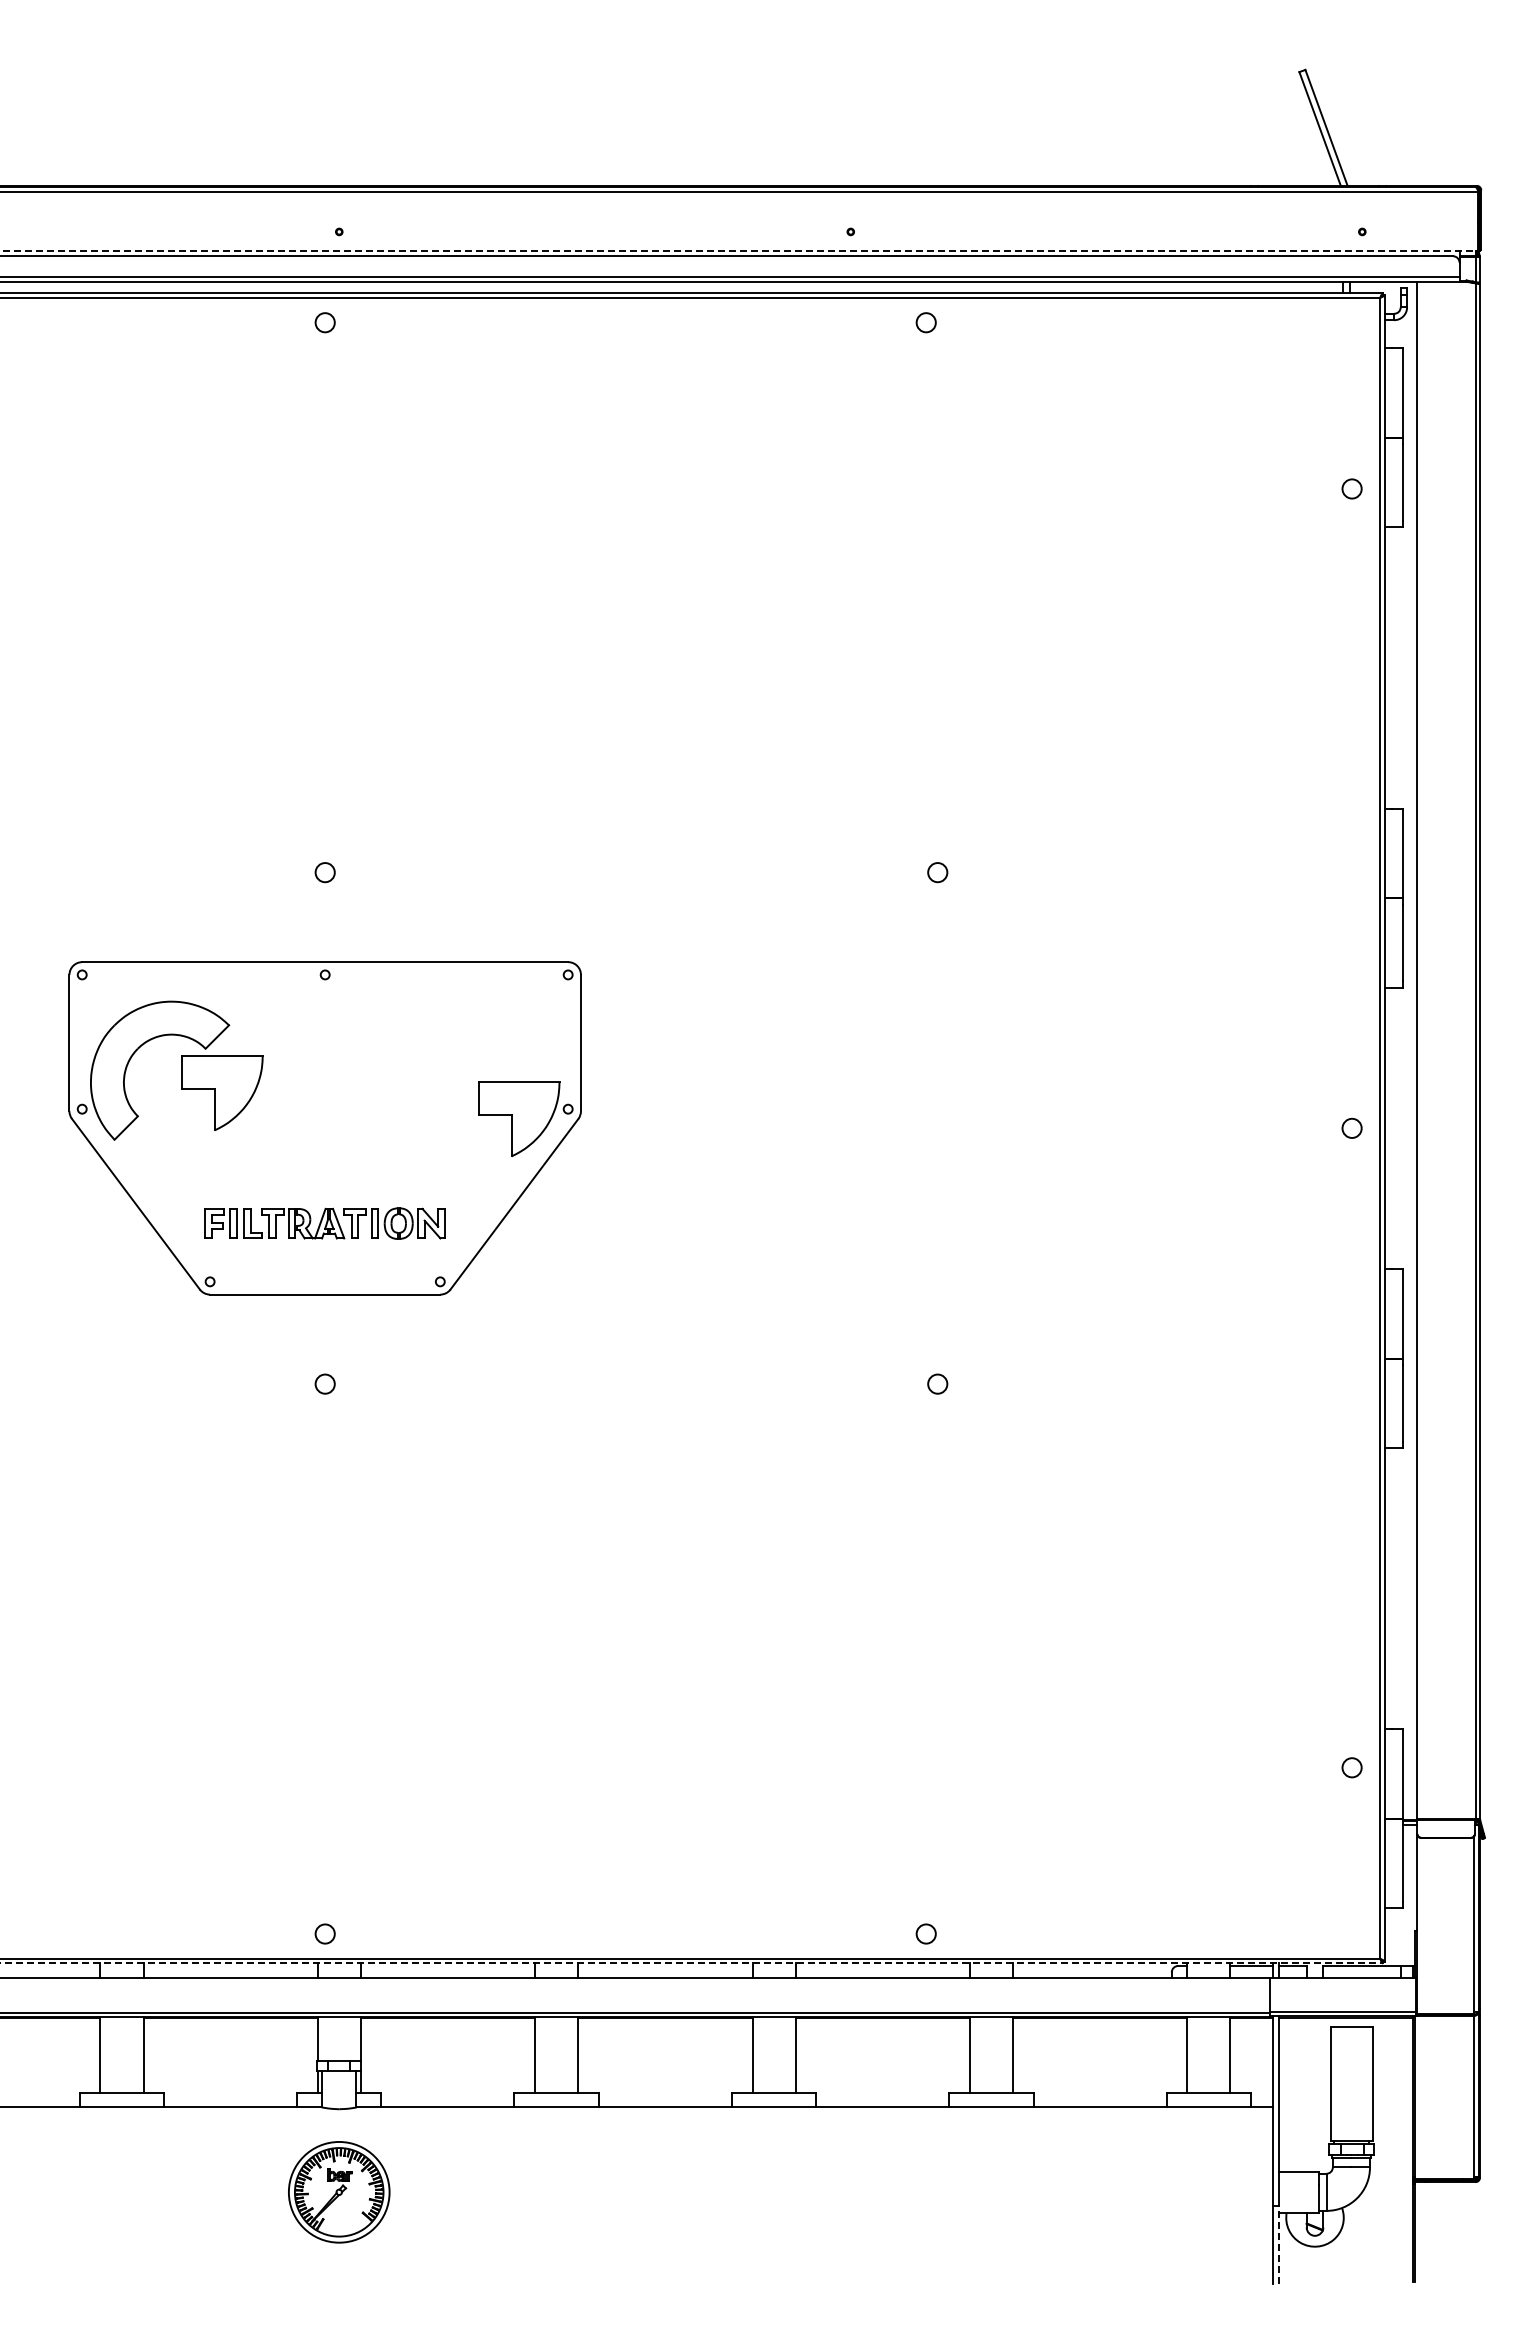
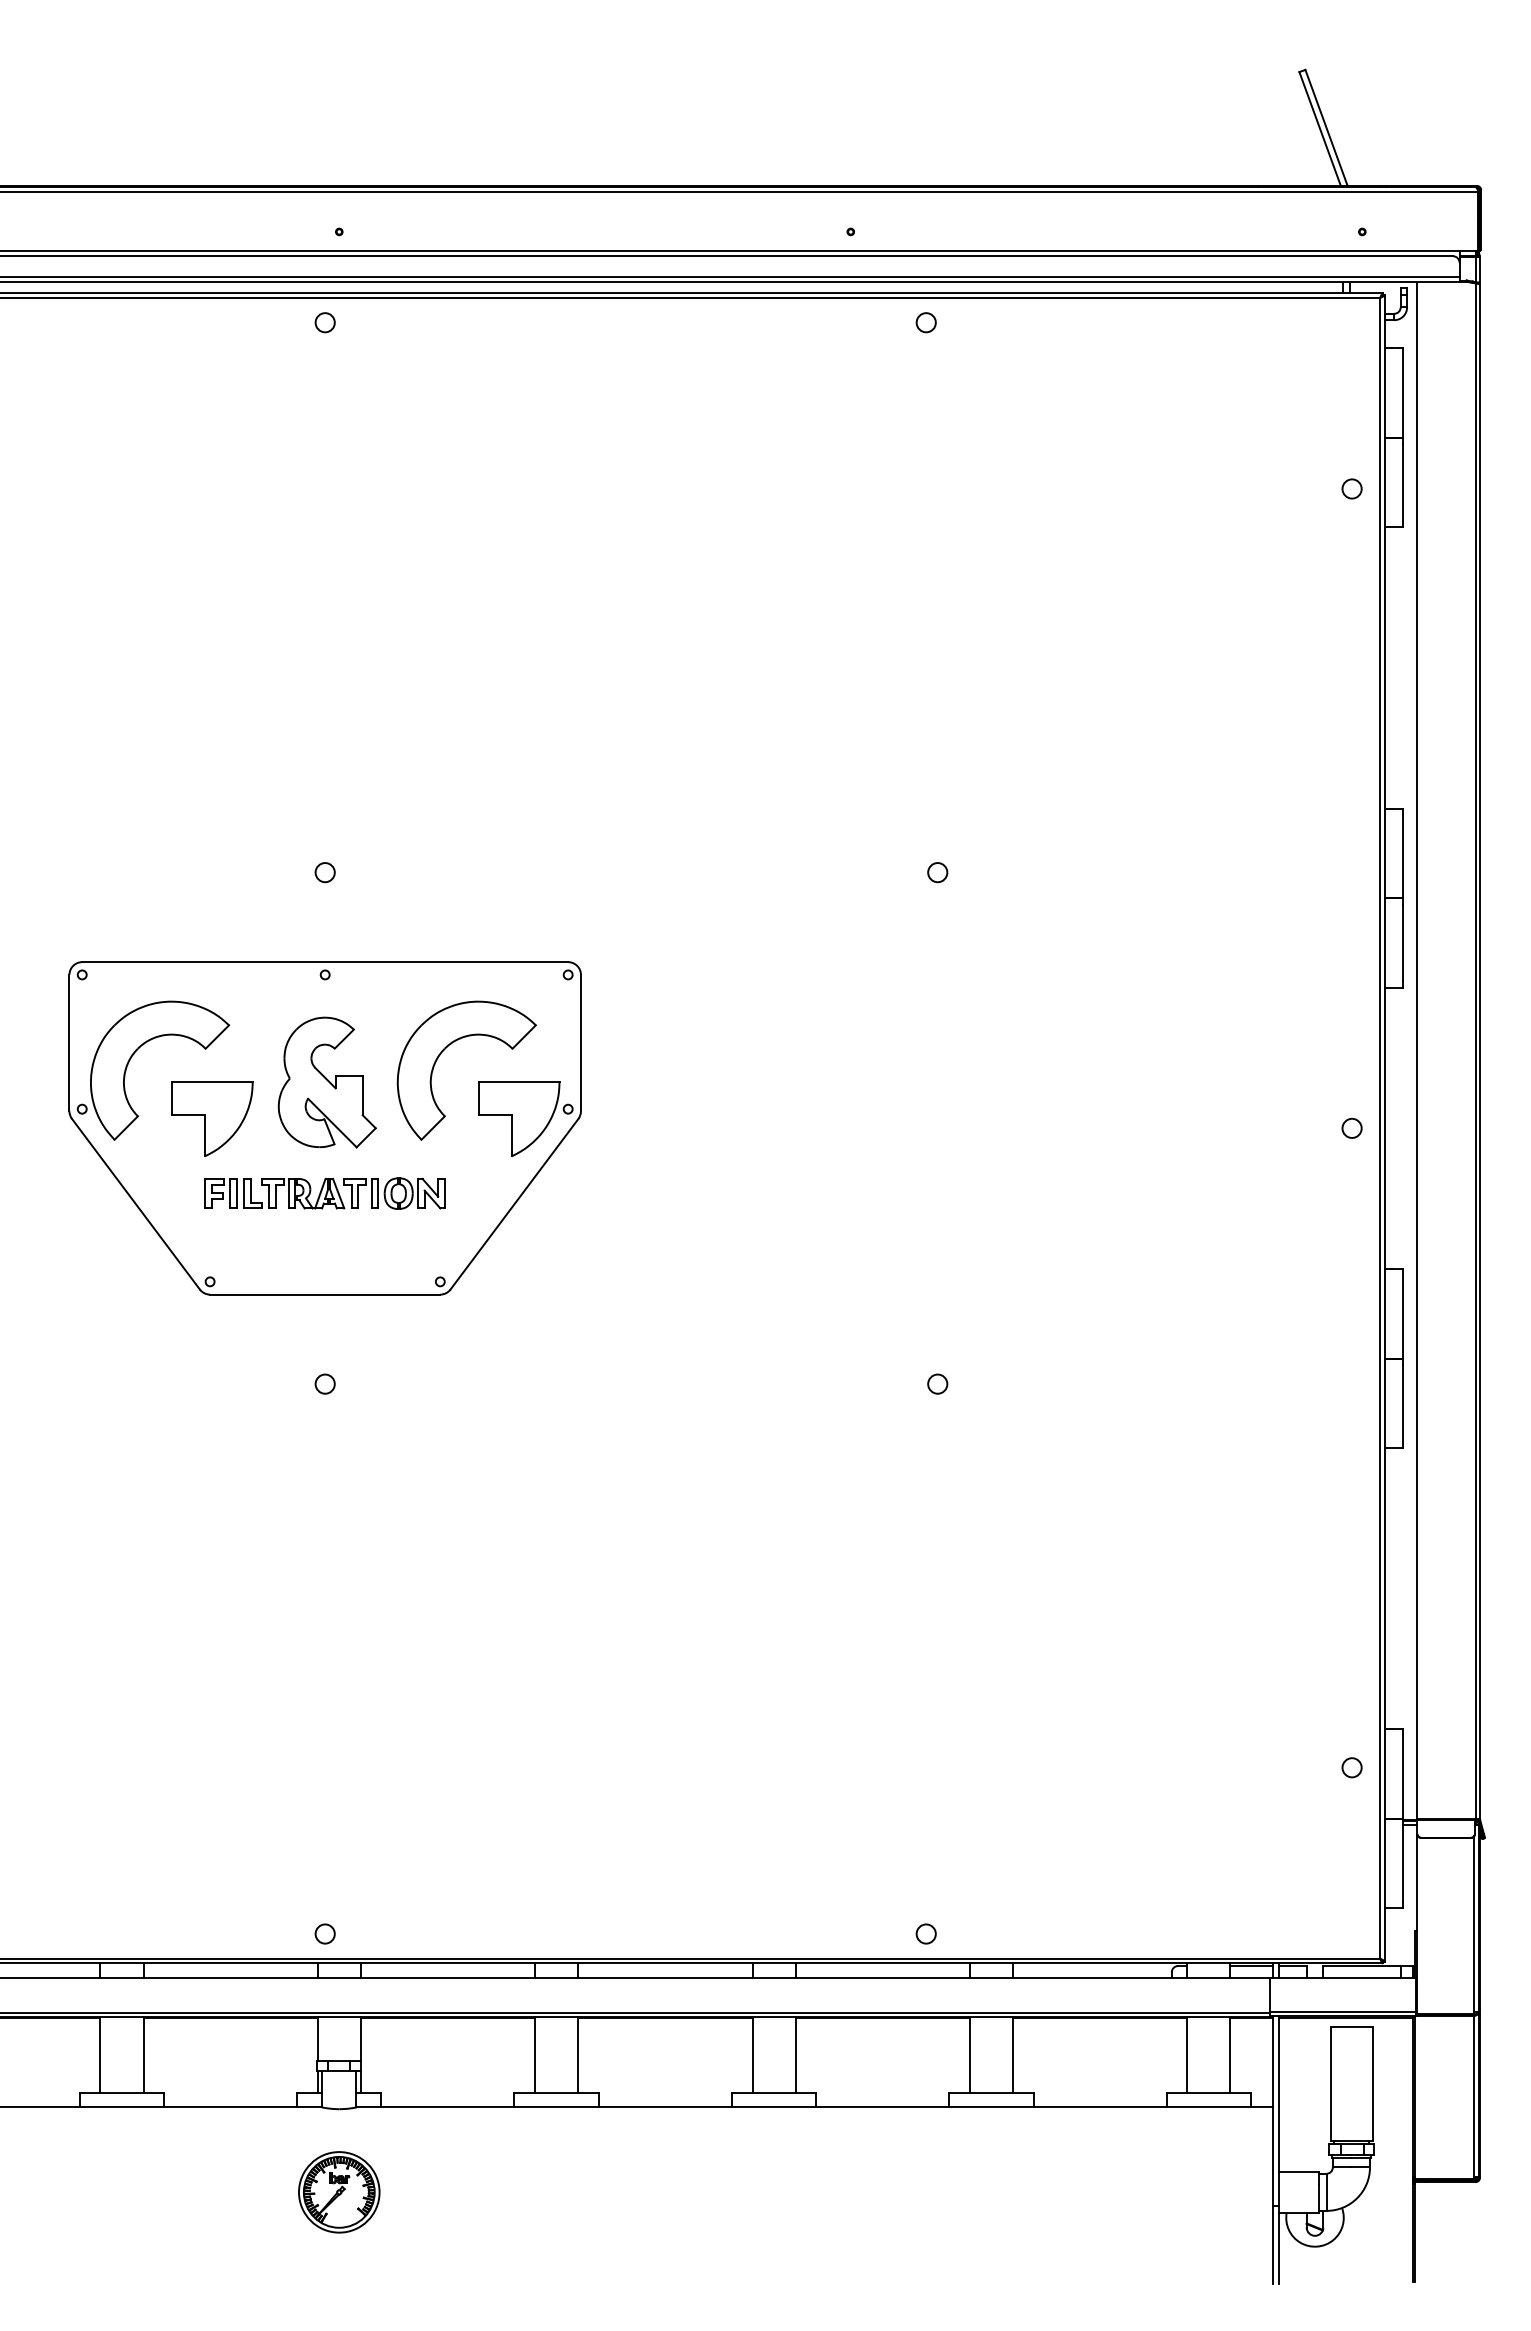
line: dashed -> solid (739, 251)
part: none -> present (441, 1054)
part: none -> present (326, 1082)
part position: (222, 1092) -> (212, 1118) (212, 1118)
part position: (324, 1223) -> (324, 1193) (324, 1193)
line: dashed -> solid (692, 1963)
part size: 103x103 px -> 83x83 px (339, 2192)
line: dashed -> solid (1279, 2244)
